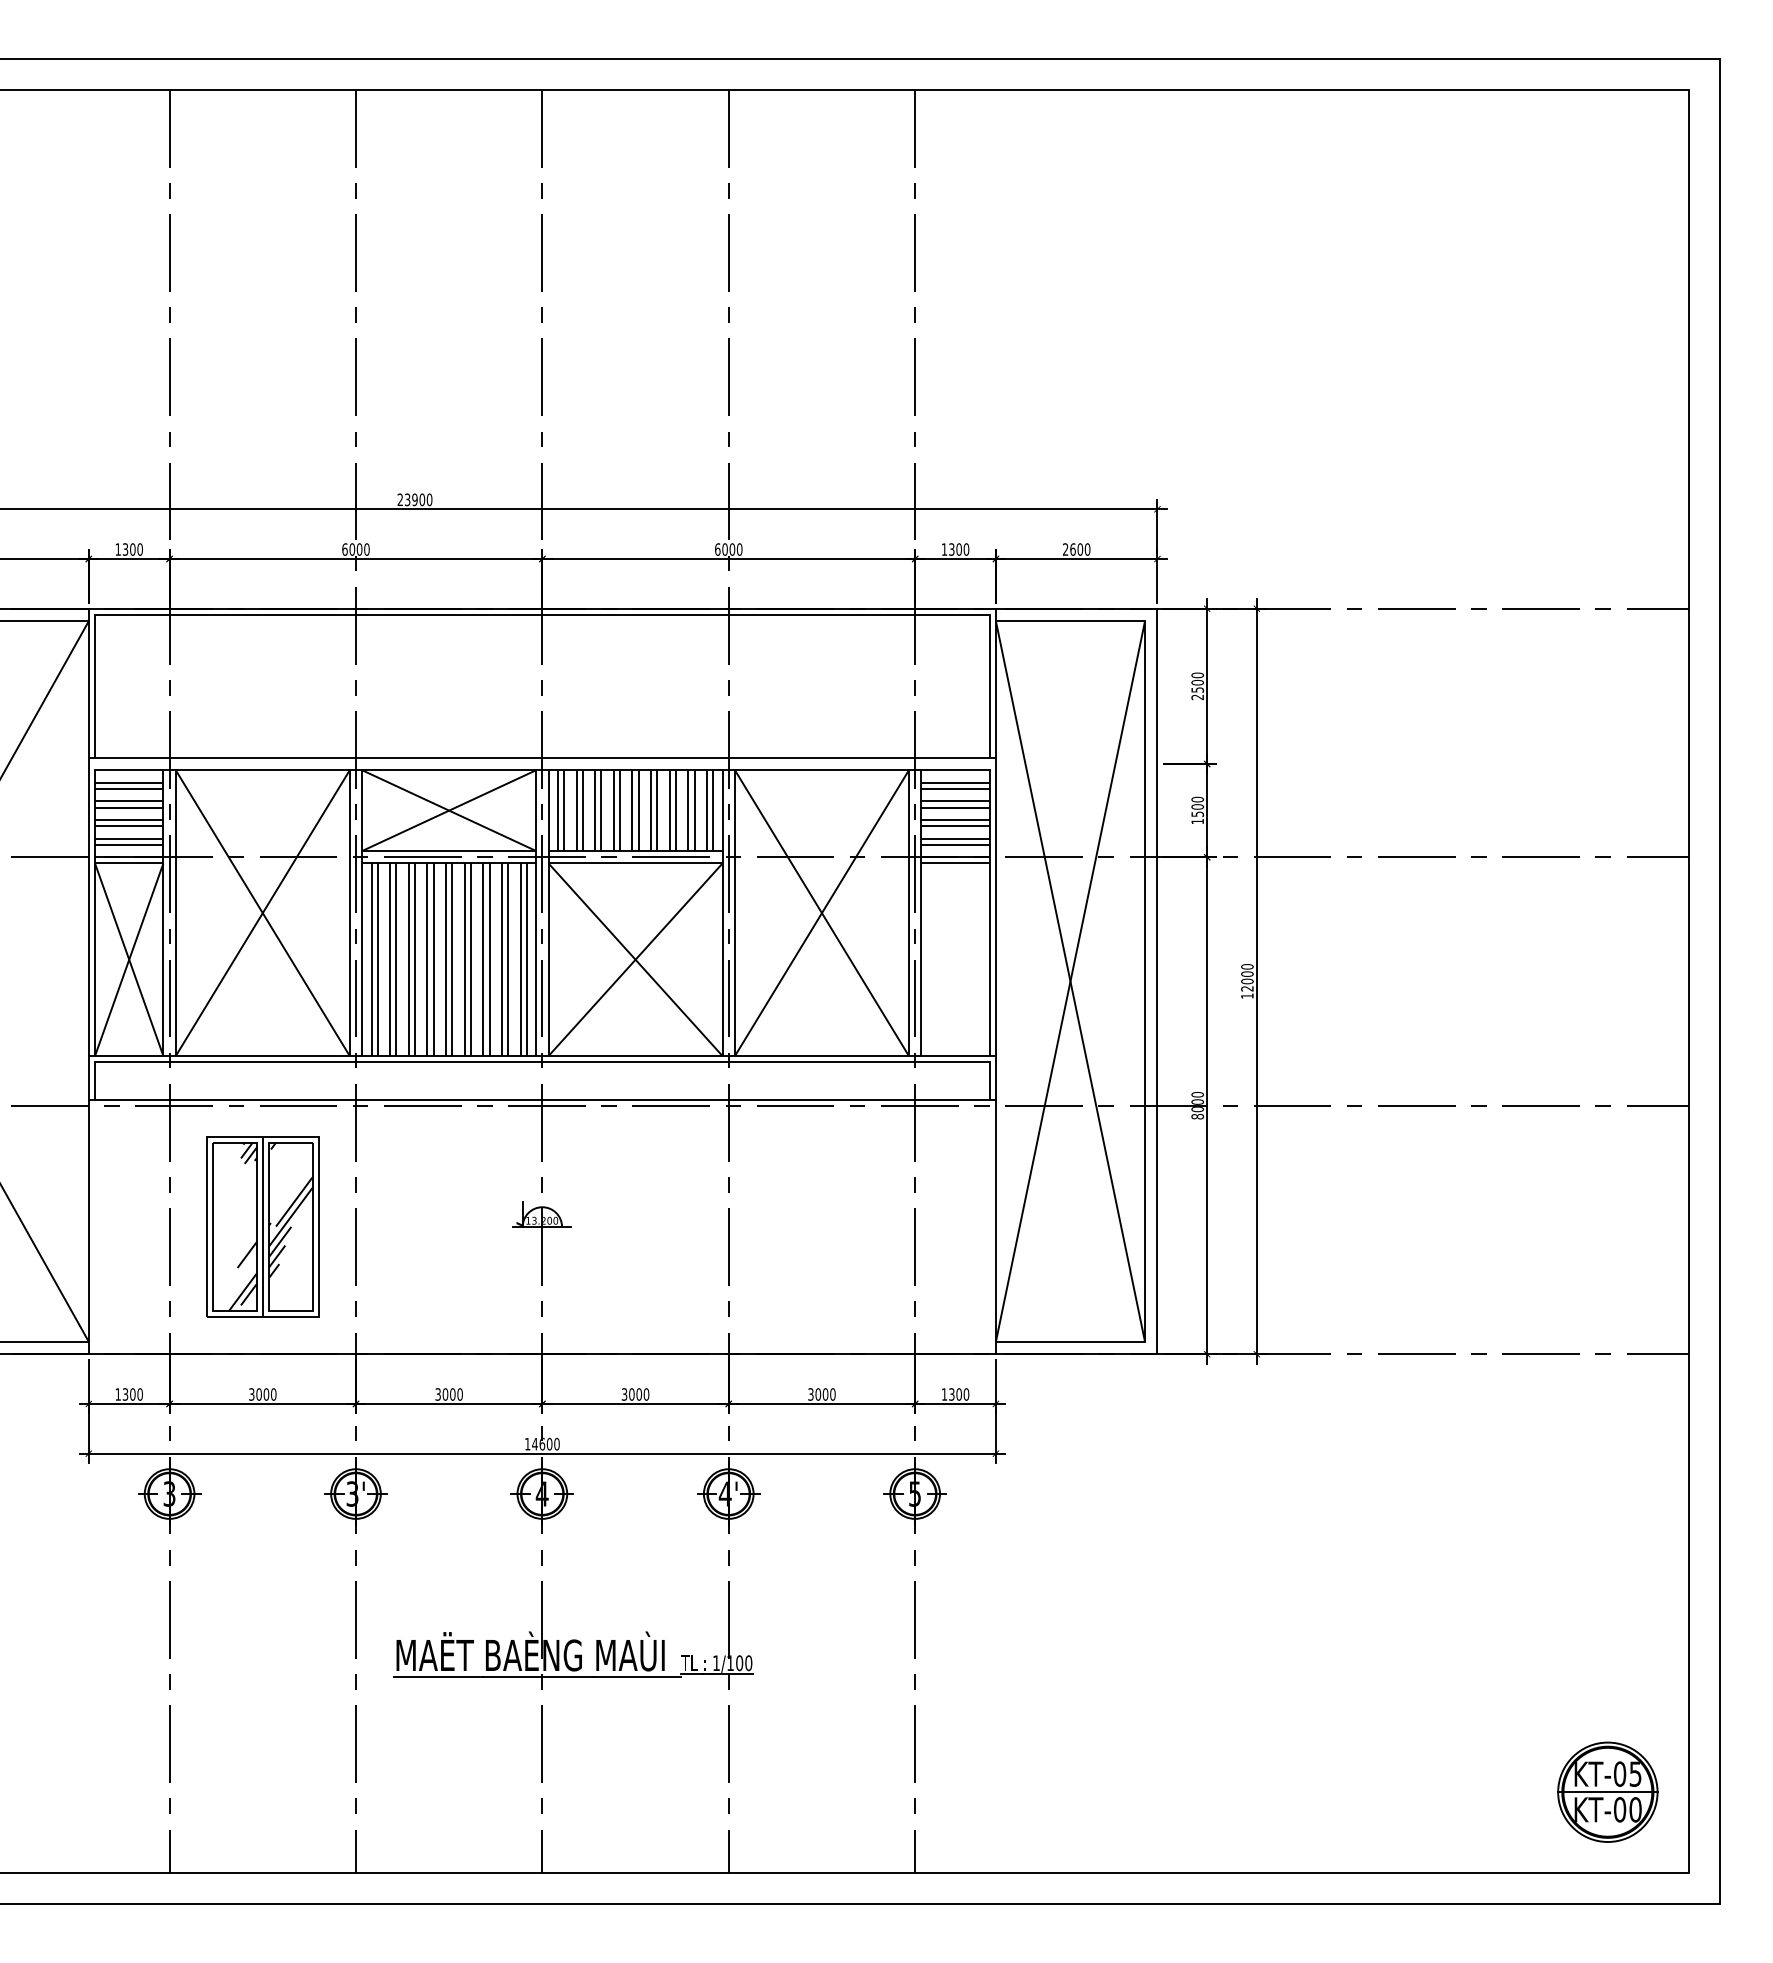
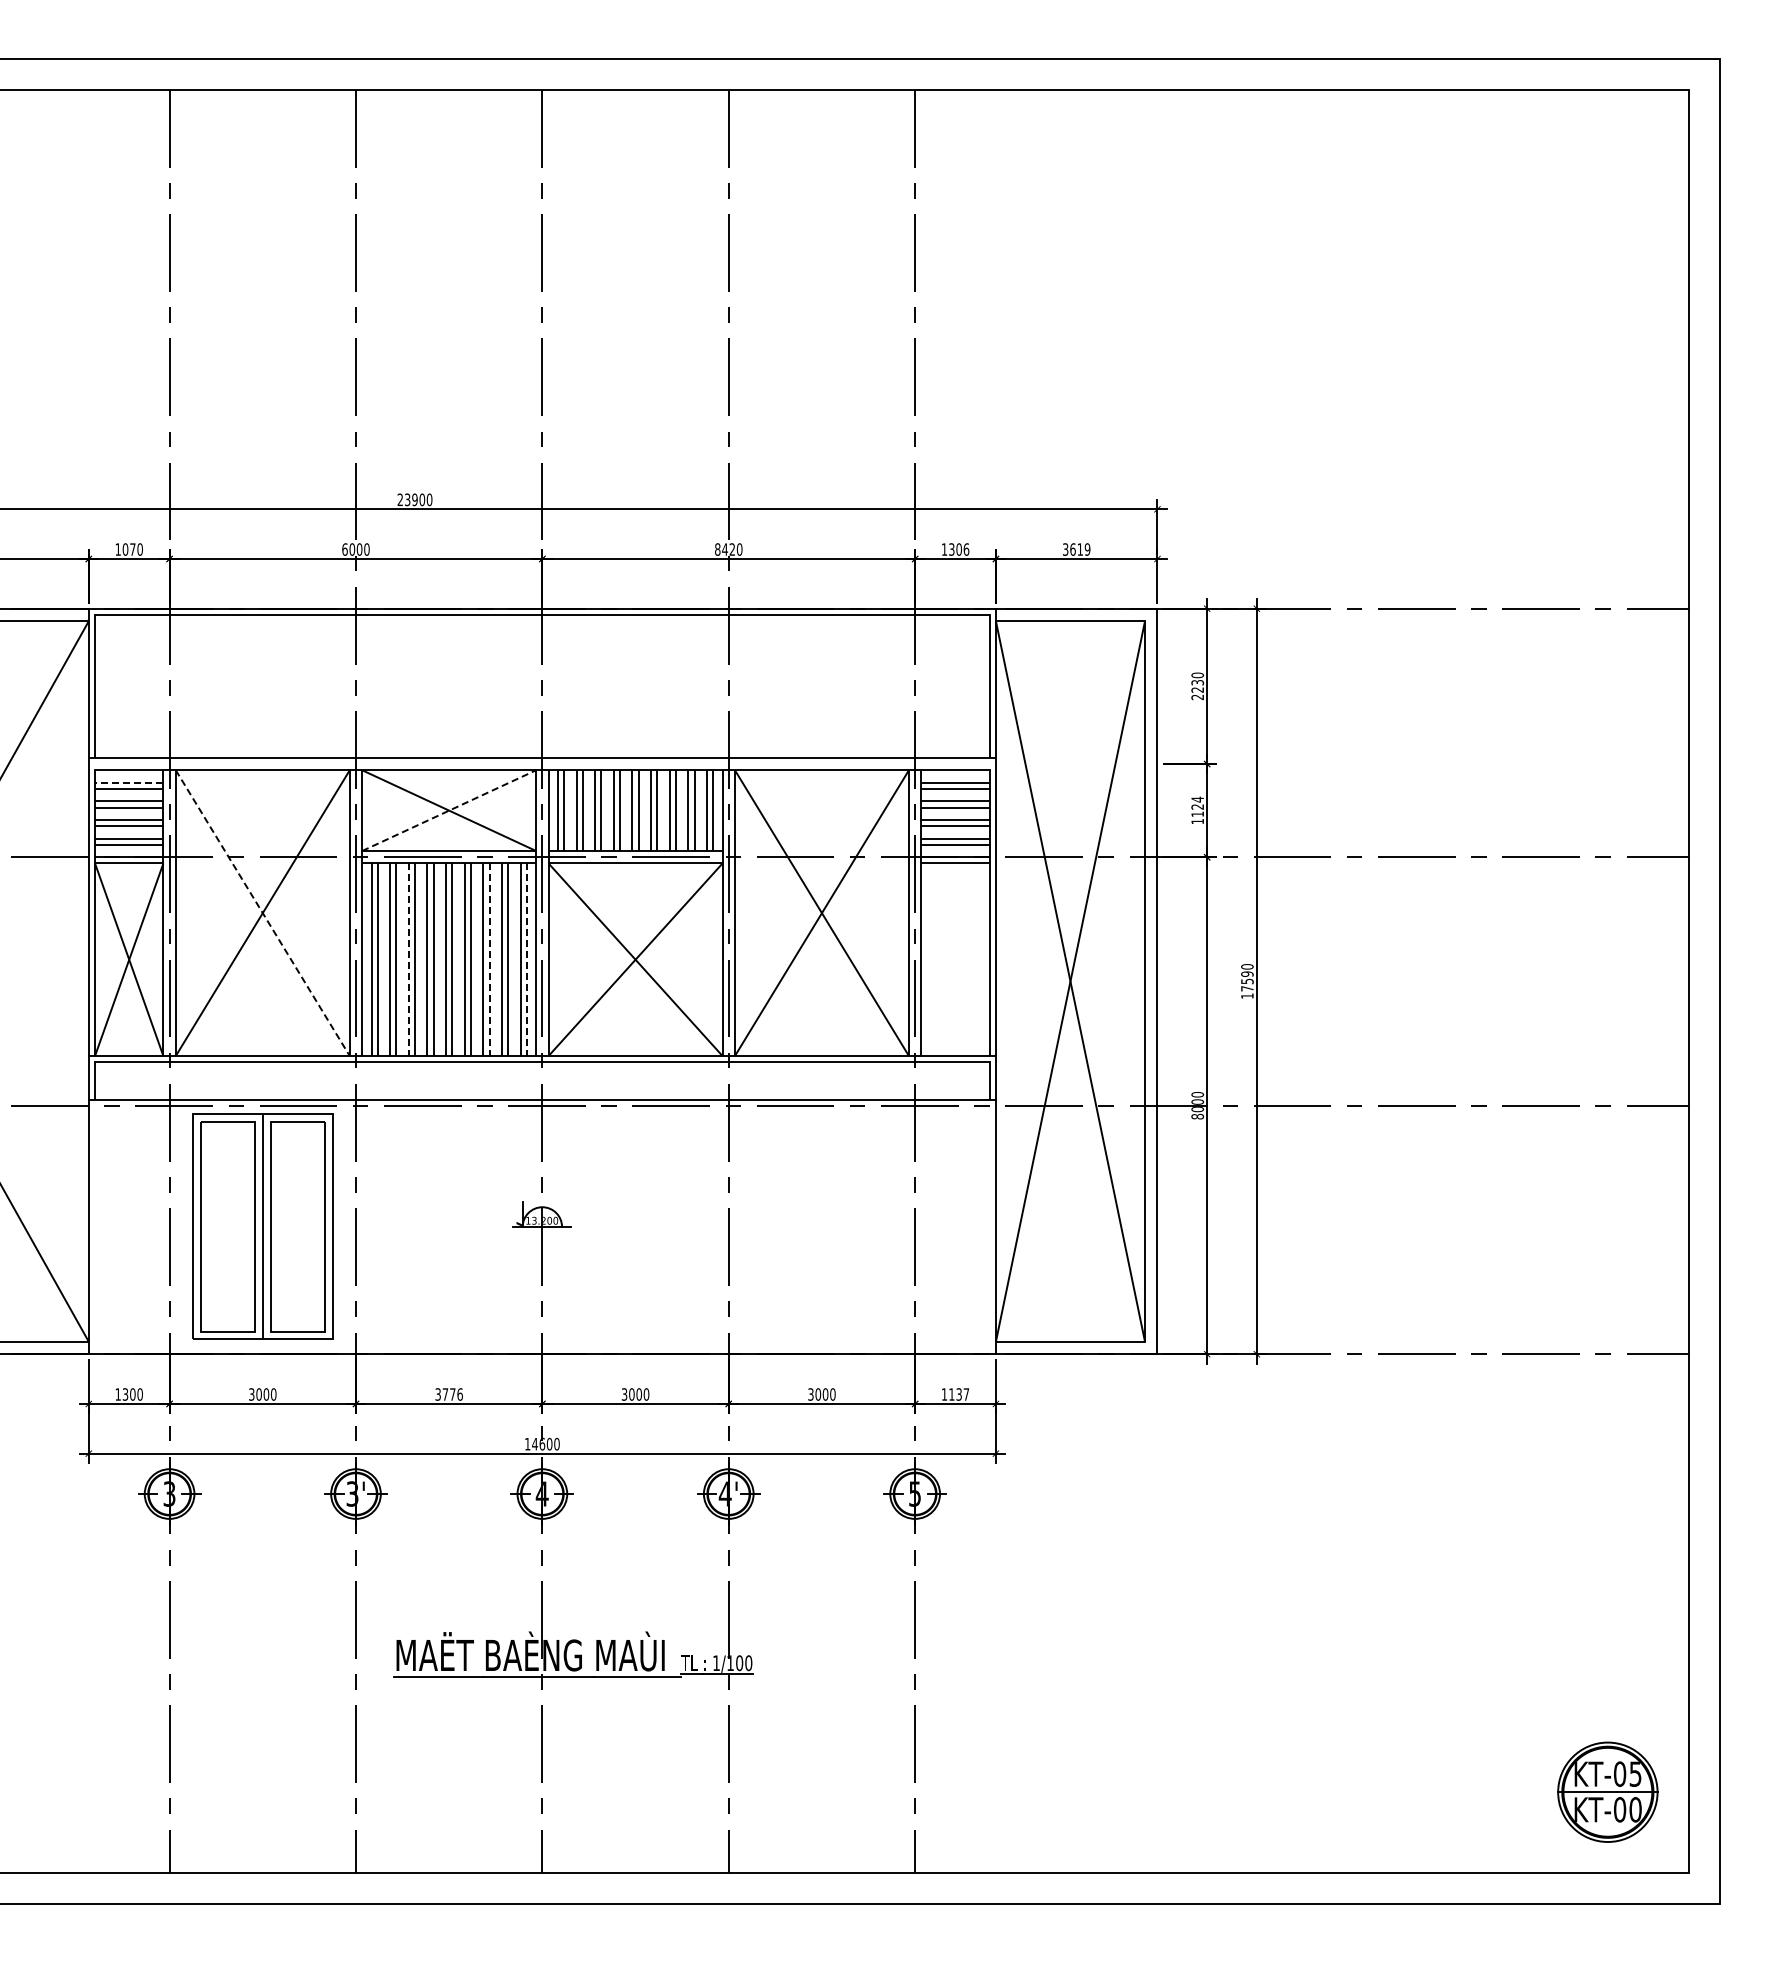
text: 1300 -> 1070 (128, 549)
text: 6000 -> 8420 (725, 549)
text: 1300 -> 1306 (966, 549)
text: 2600 -> 3619 (1076, 549)
text: 2500 -> 2230 (1197, 685)
line: solid -> dashed (128, 782)
text: 1500 -> 1124 (1197, 806)
line: solid -> dashed (449, 810)
line: solid -> dashed (263, 913)
line: solid -> dashed (408, 960)
line: solid -> dashed (489, 960)
line: solid -> dashed (526, 960)
text: 12000 -> 17590 (1247, 981)
part size: 114x182 px -> 142x227 px (262, 1226)
text: 3000 -> 3776 (452, 1394)
text: 1300 -> 1137 (959, 1394)
